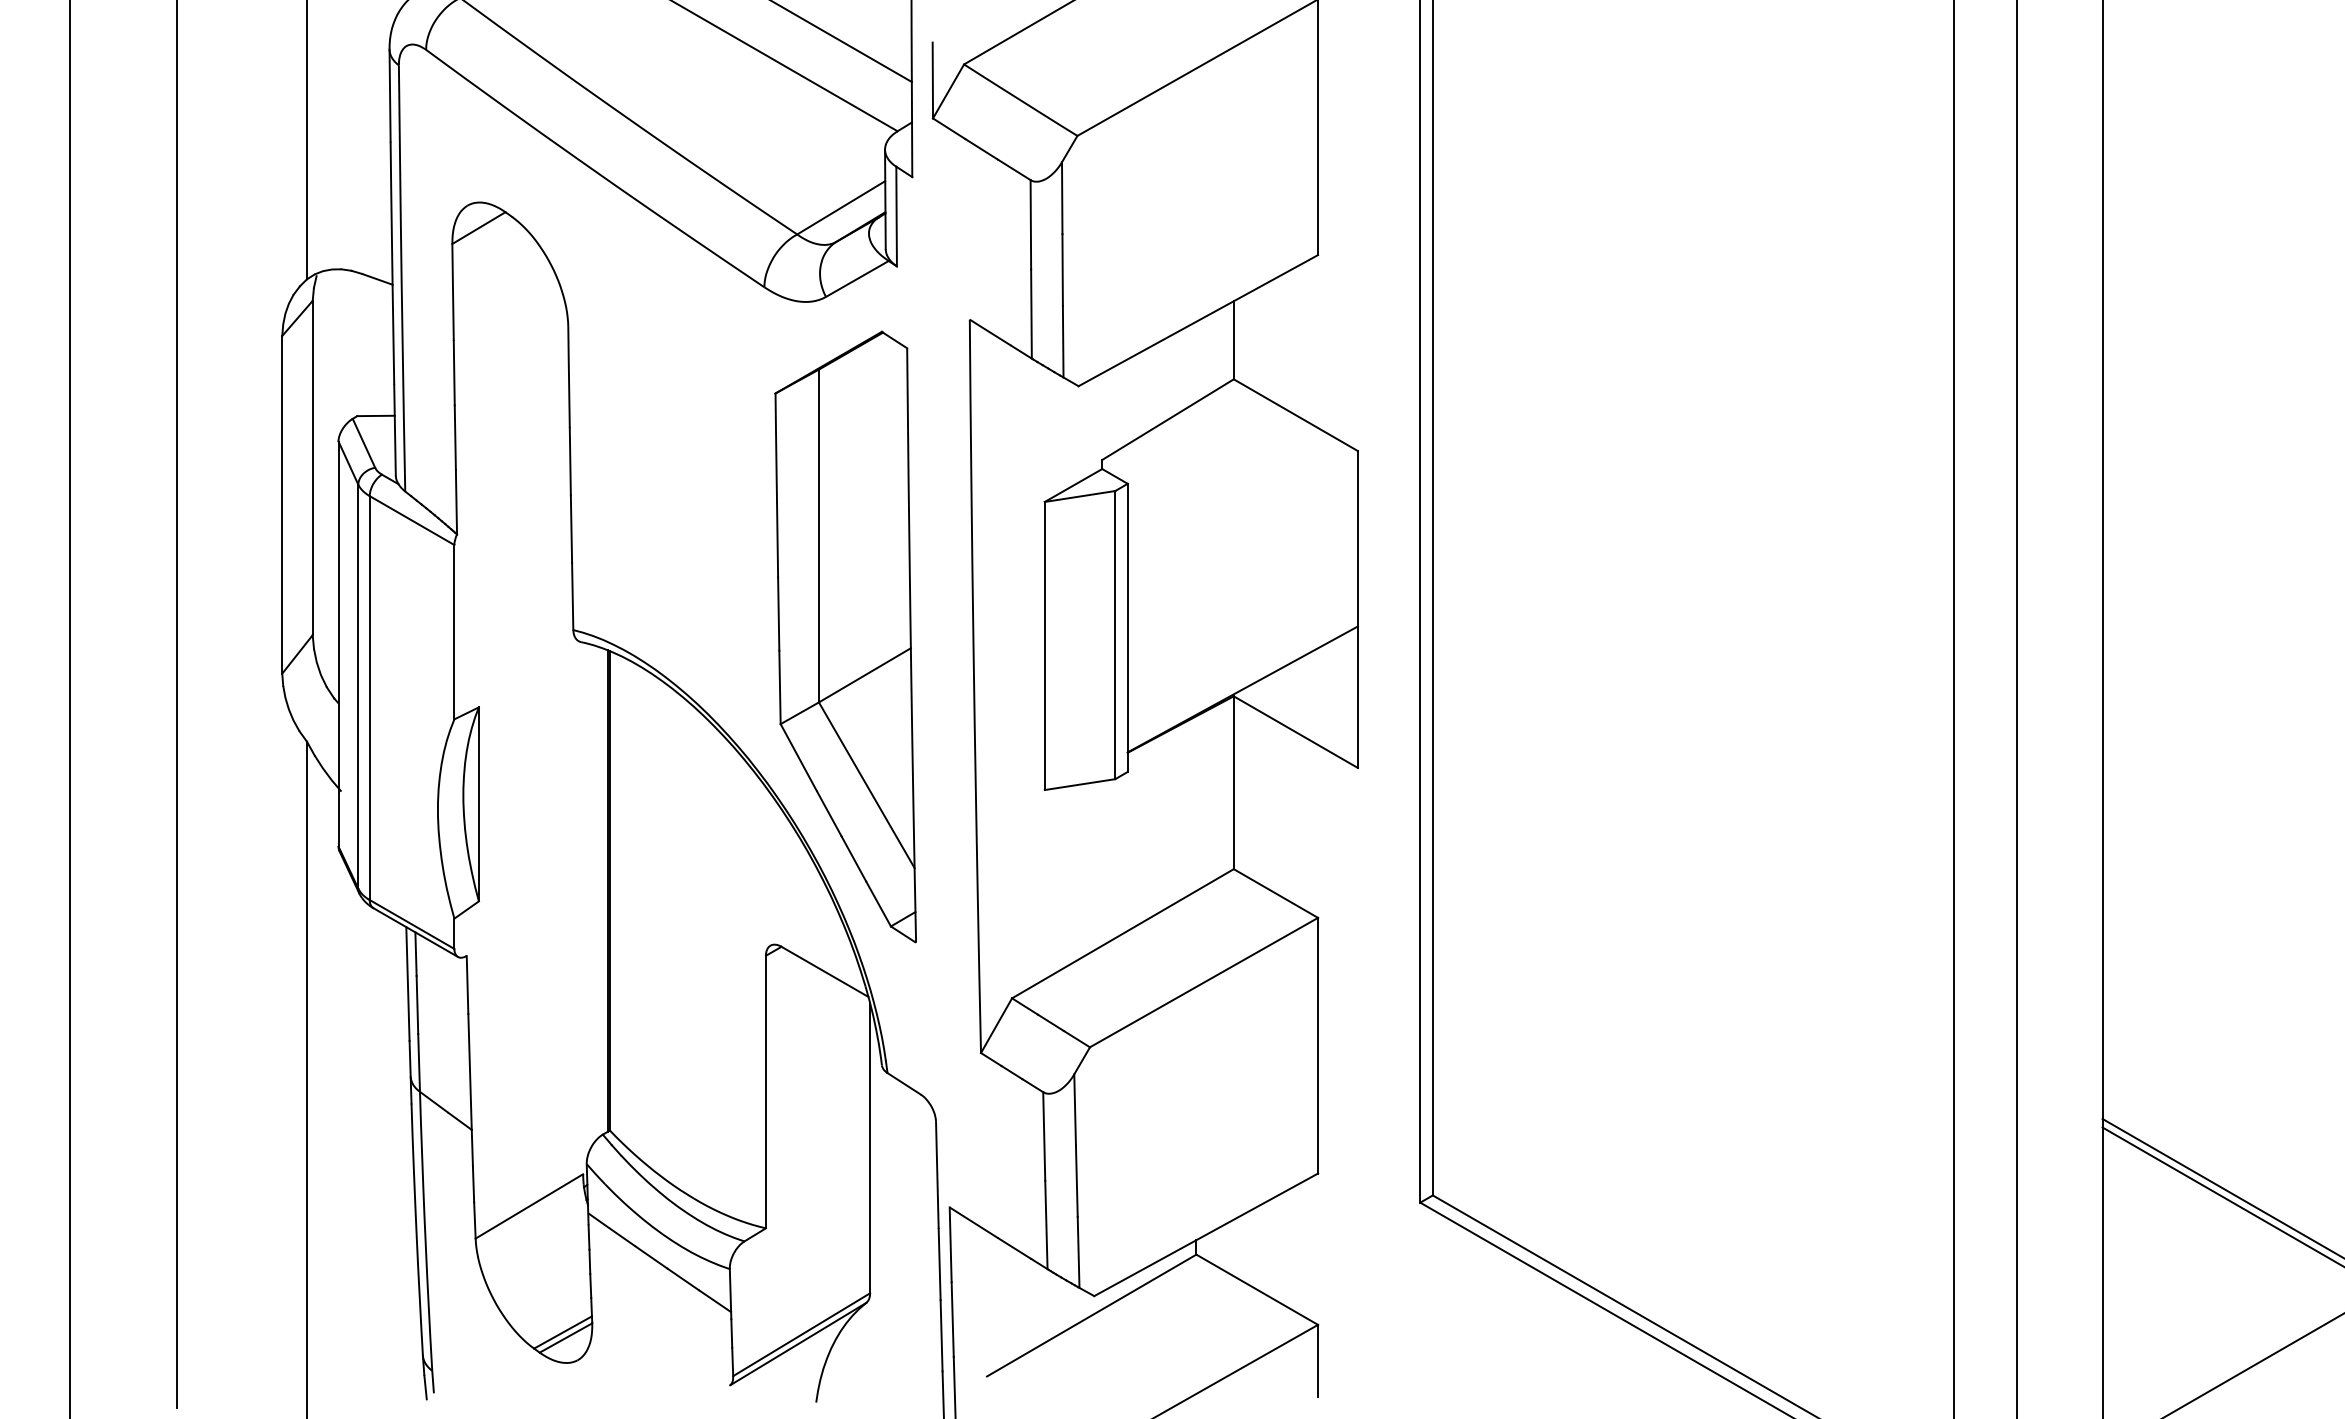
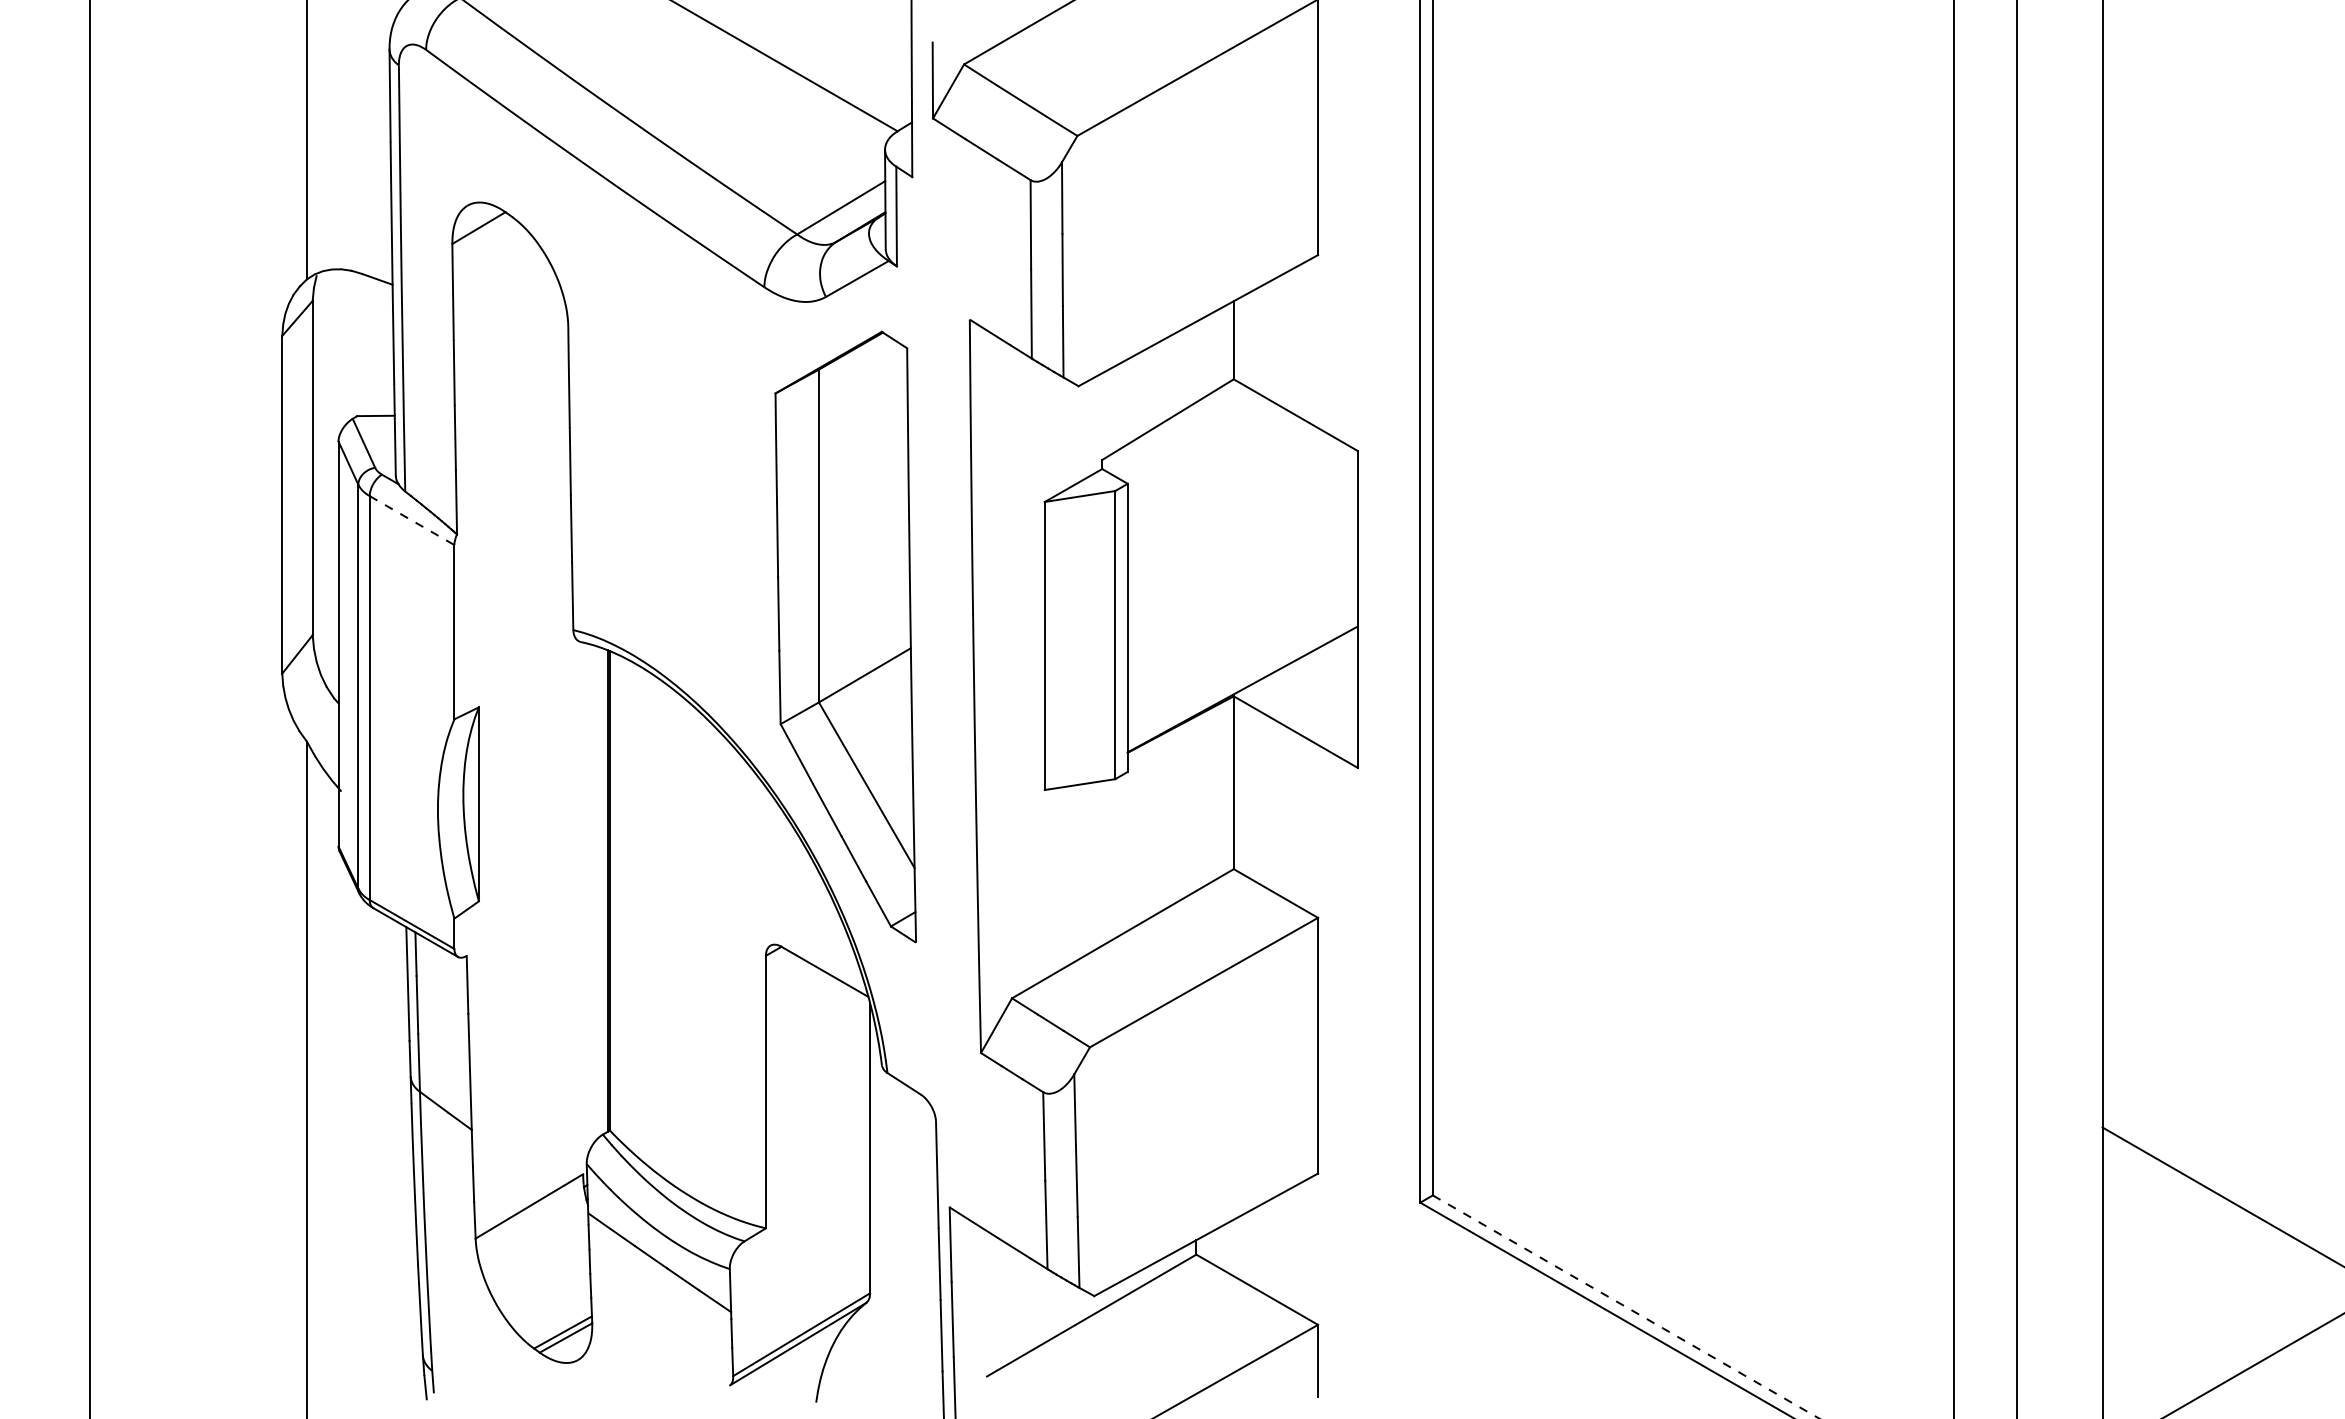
line: present -> none (842, 42)
line: solid -> dashed (412, 520)
line: present -> none (176, 704)
line position: (70, 708) -> (90, 708) (90, 708)
line: present -> none (2221, 1187)
line: solid -> dashed (1626, 1307)
